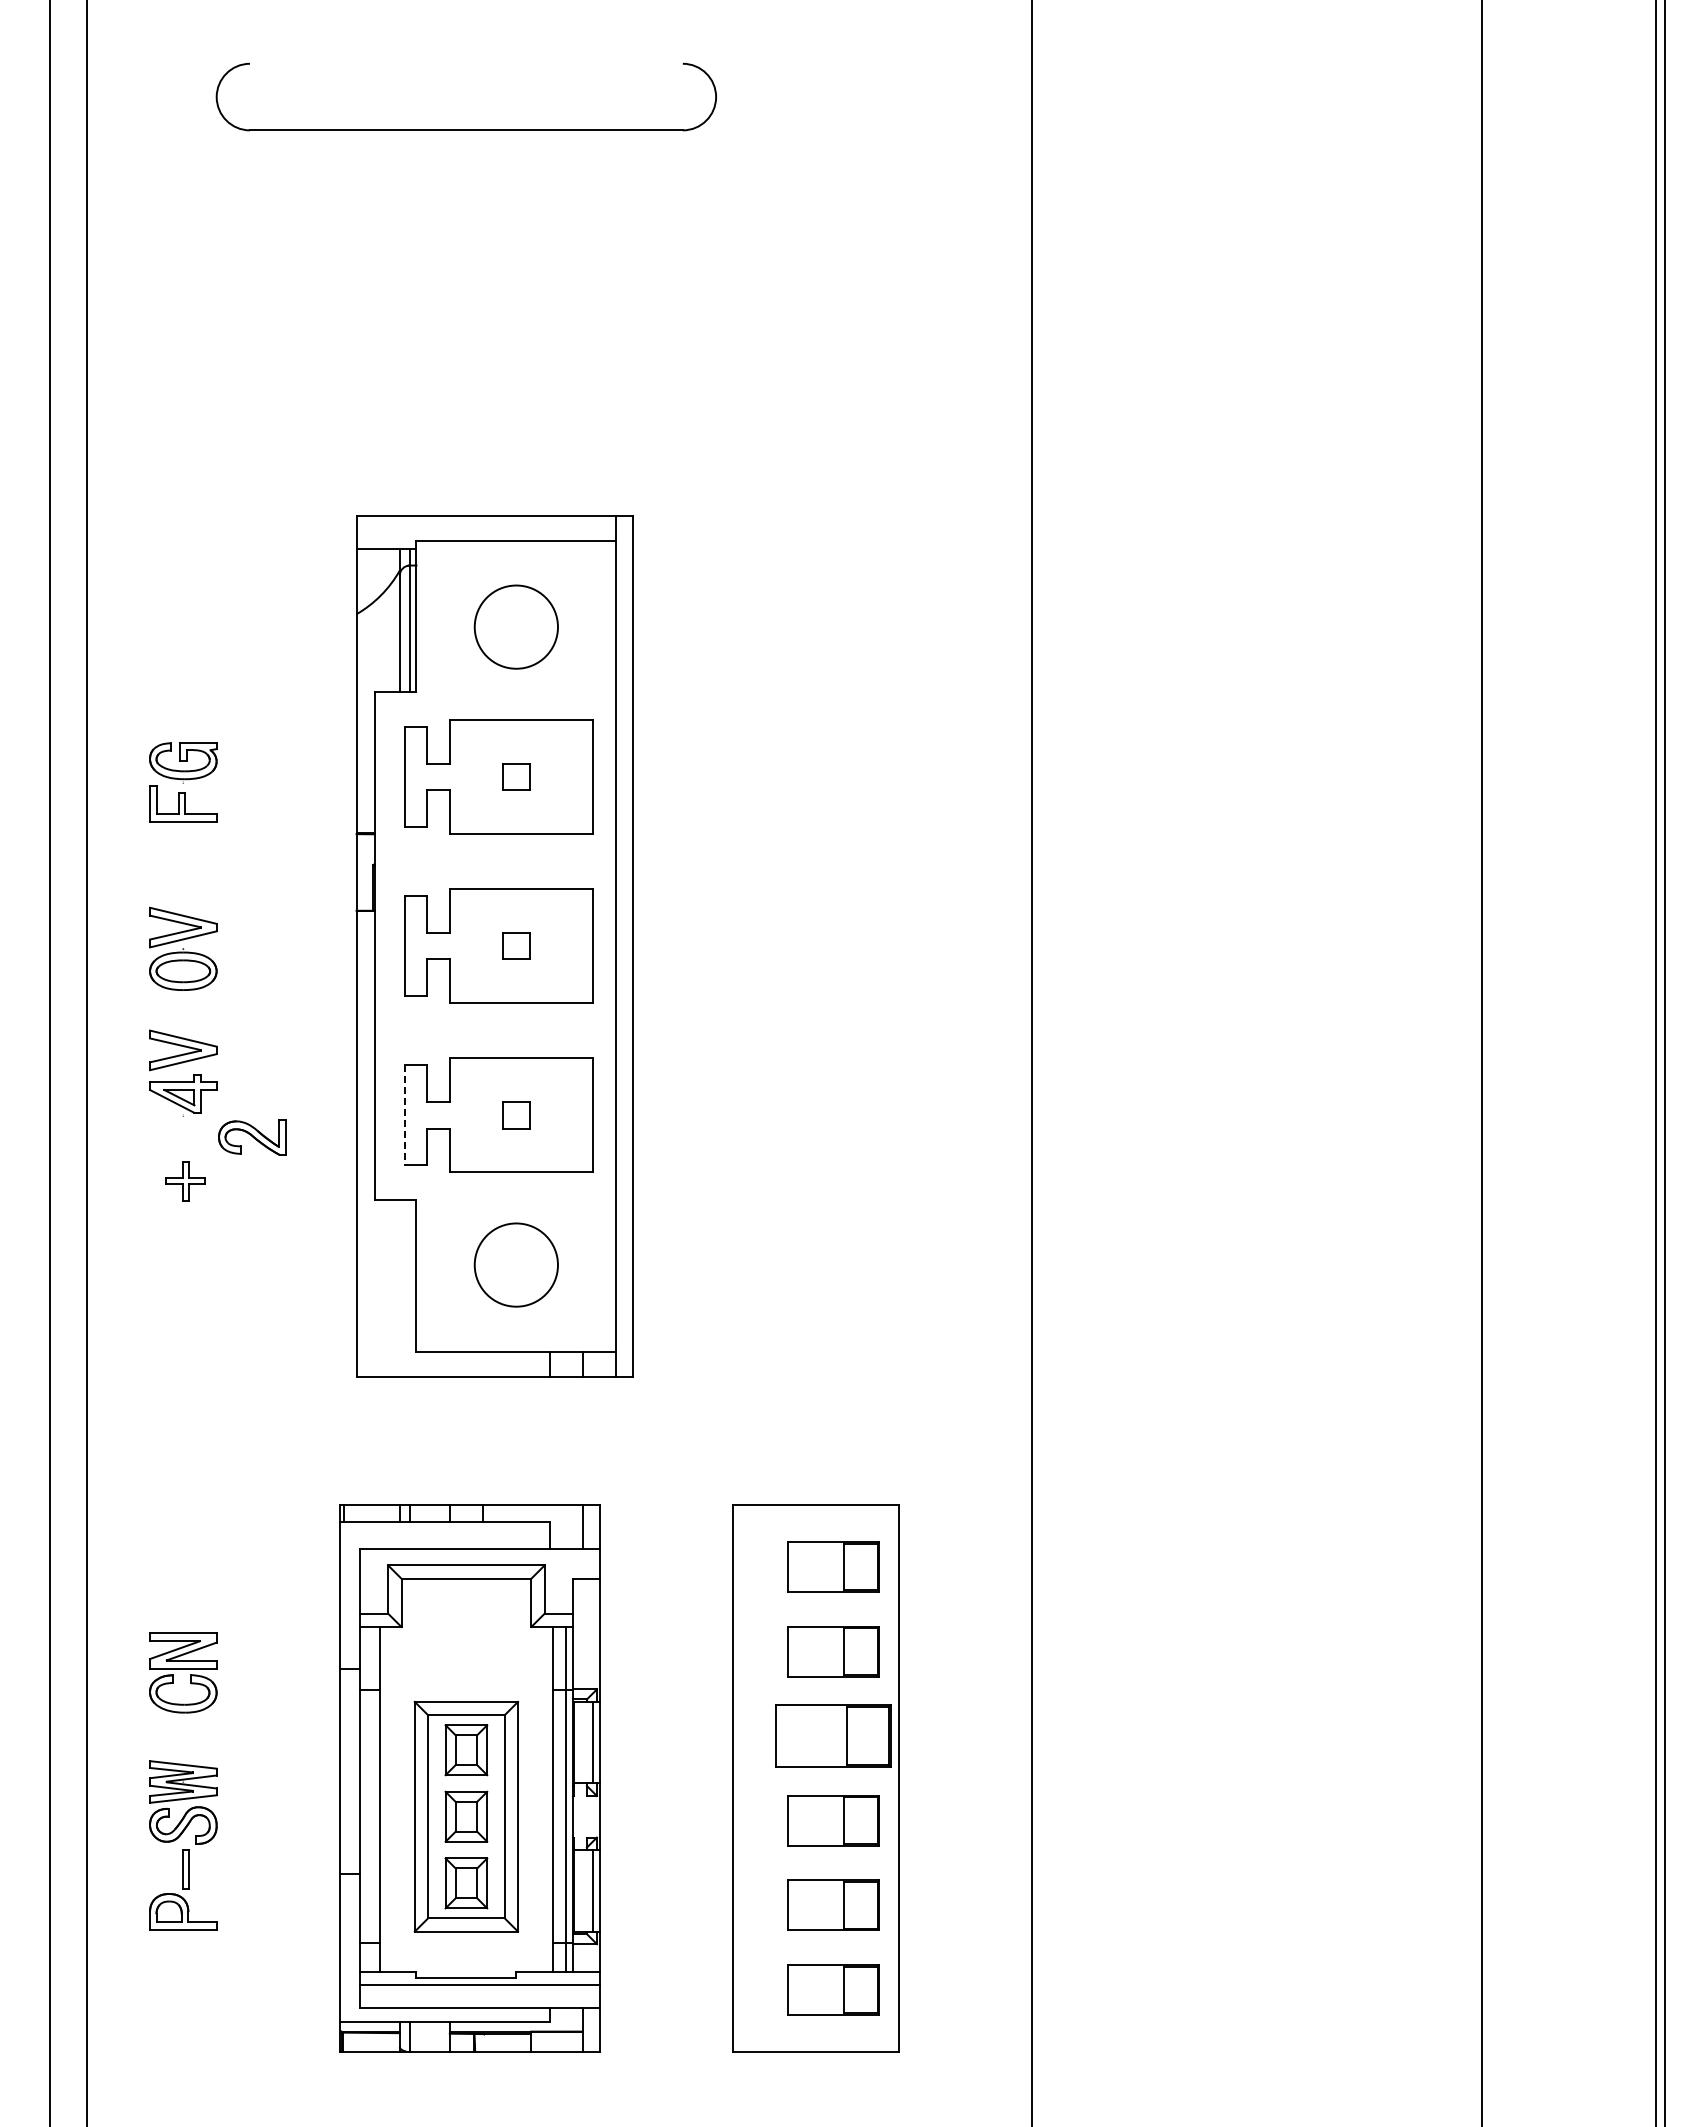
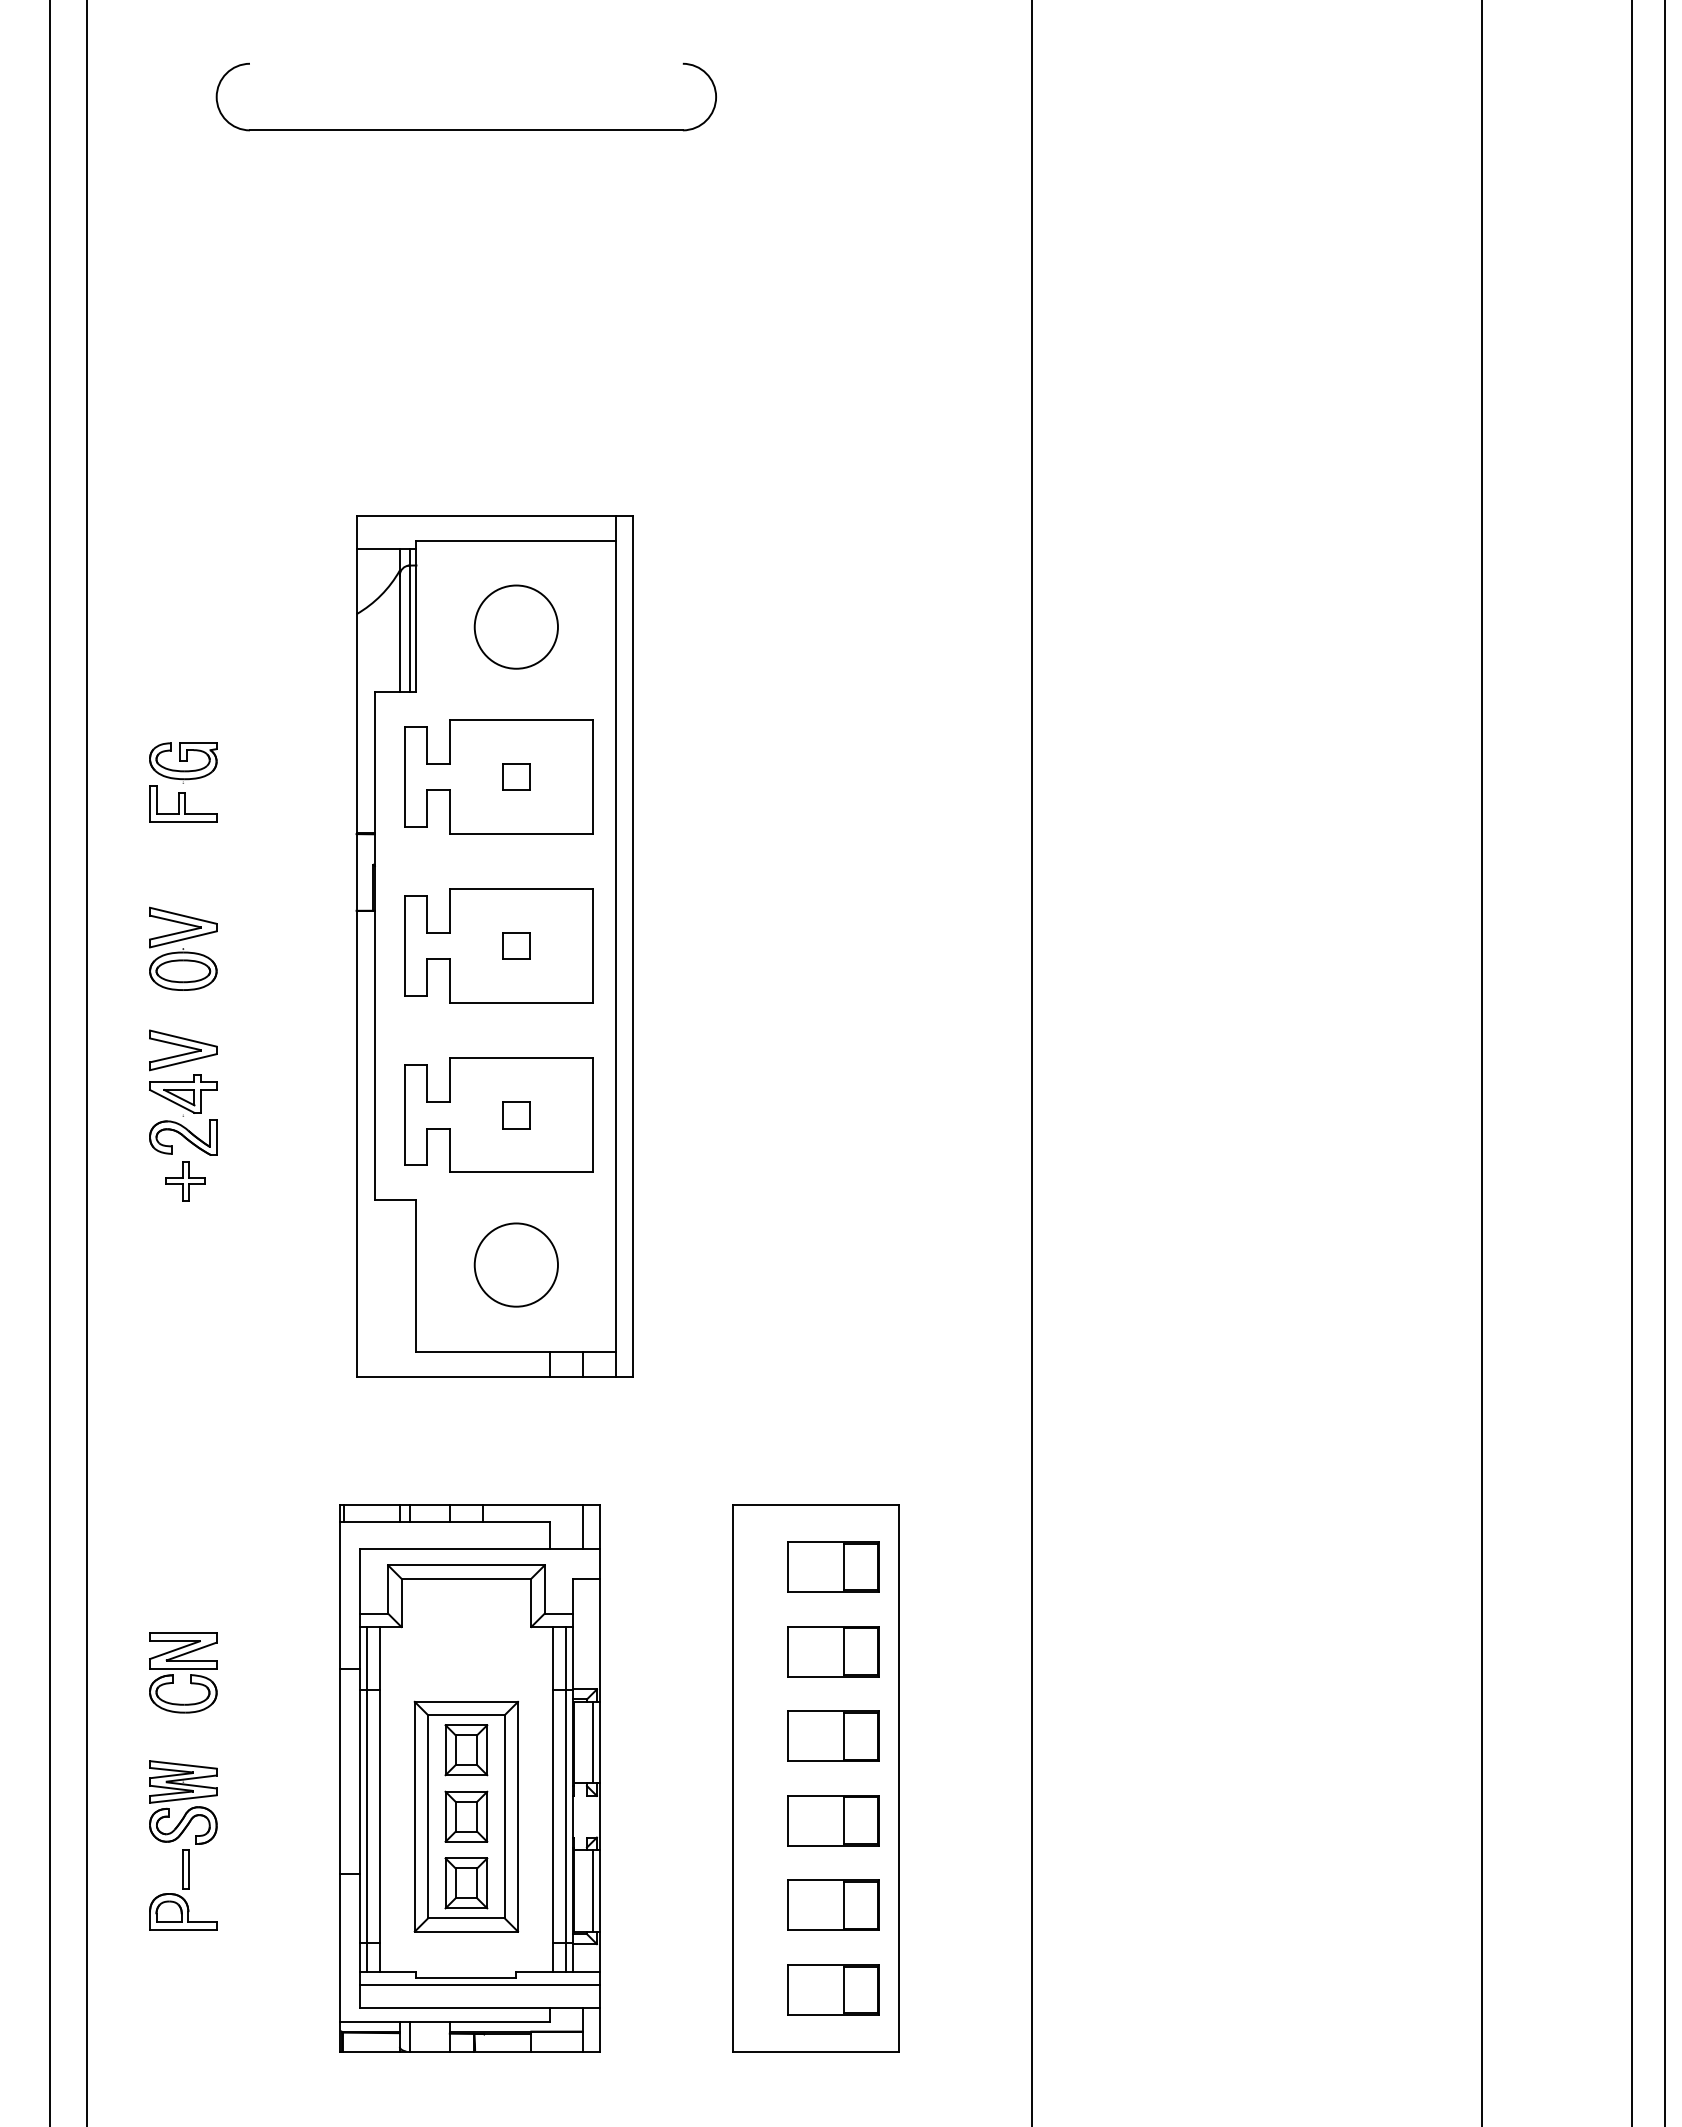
line position: (1655, 1062) -> (1631, 1062) (1631, 1062)
line: dashed -> solid (404, 1115)
part position: (252, 1137) -> (183, 1137) (183, 1137)
part size: 117x64 px -> 93x52 px (833, 1735)
line: none -> present (366, 1799)
